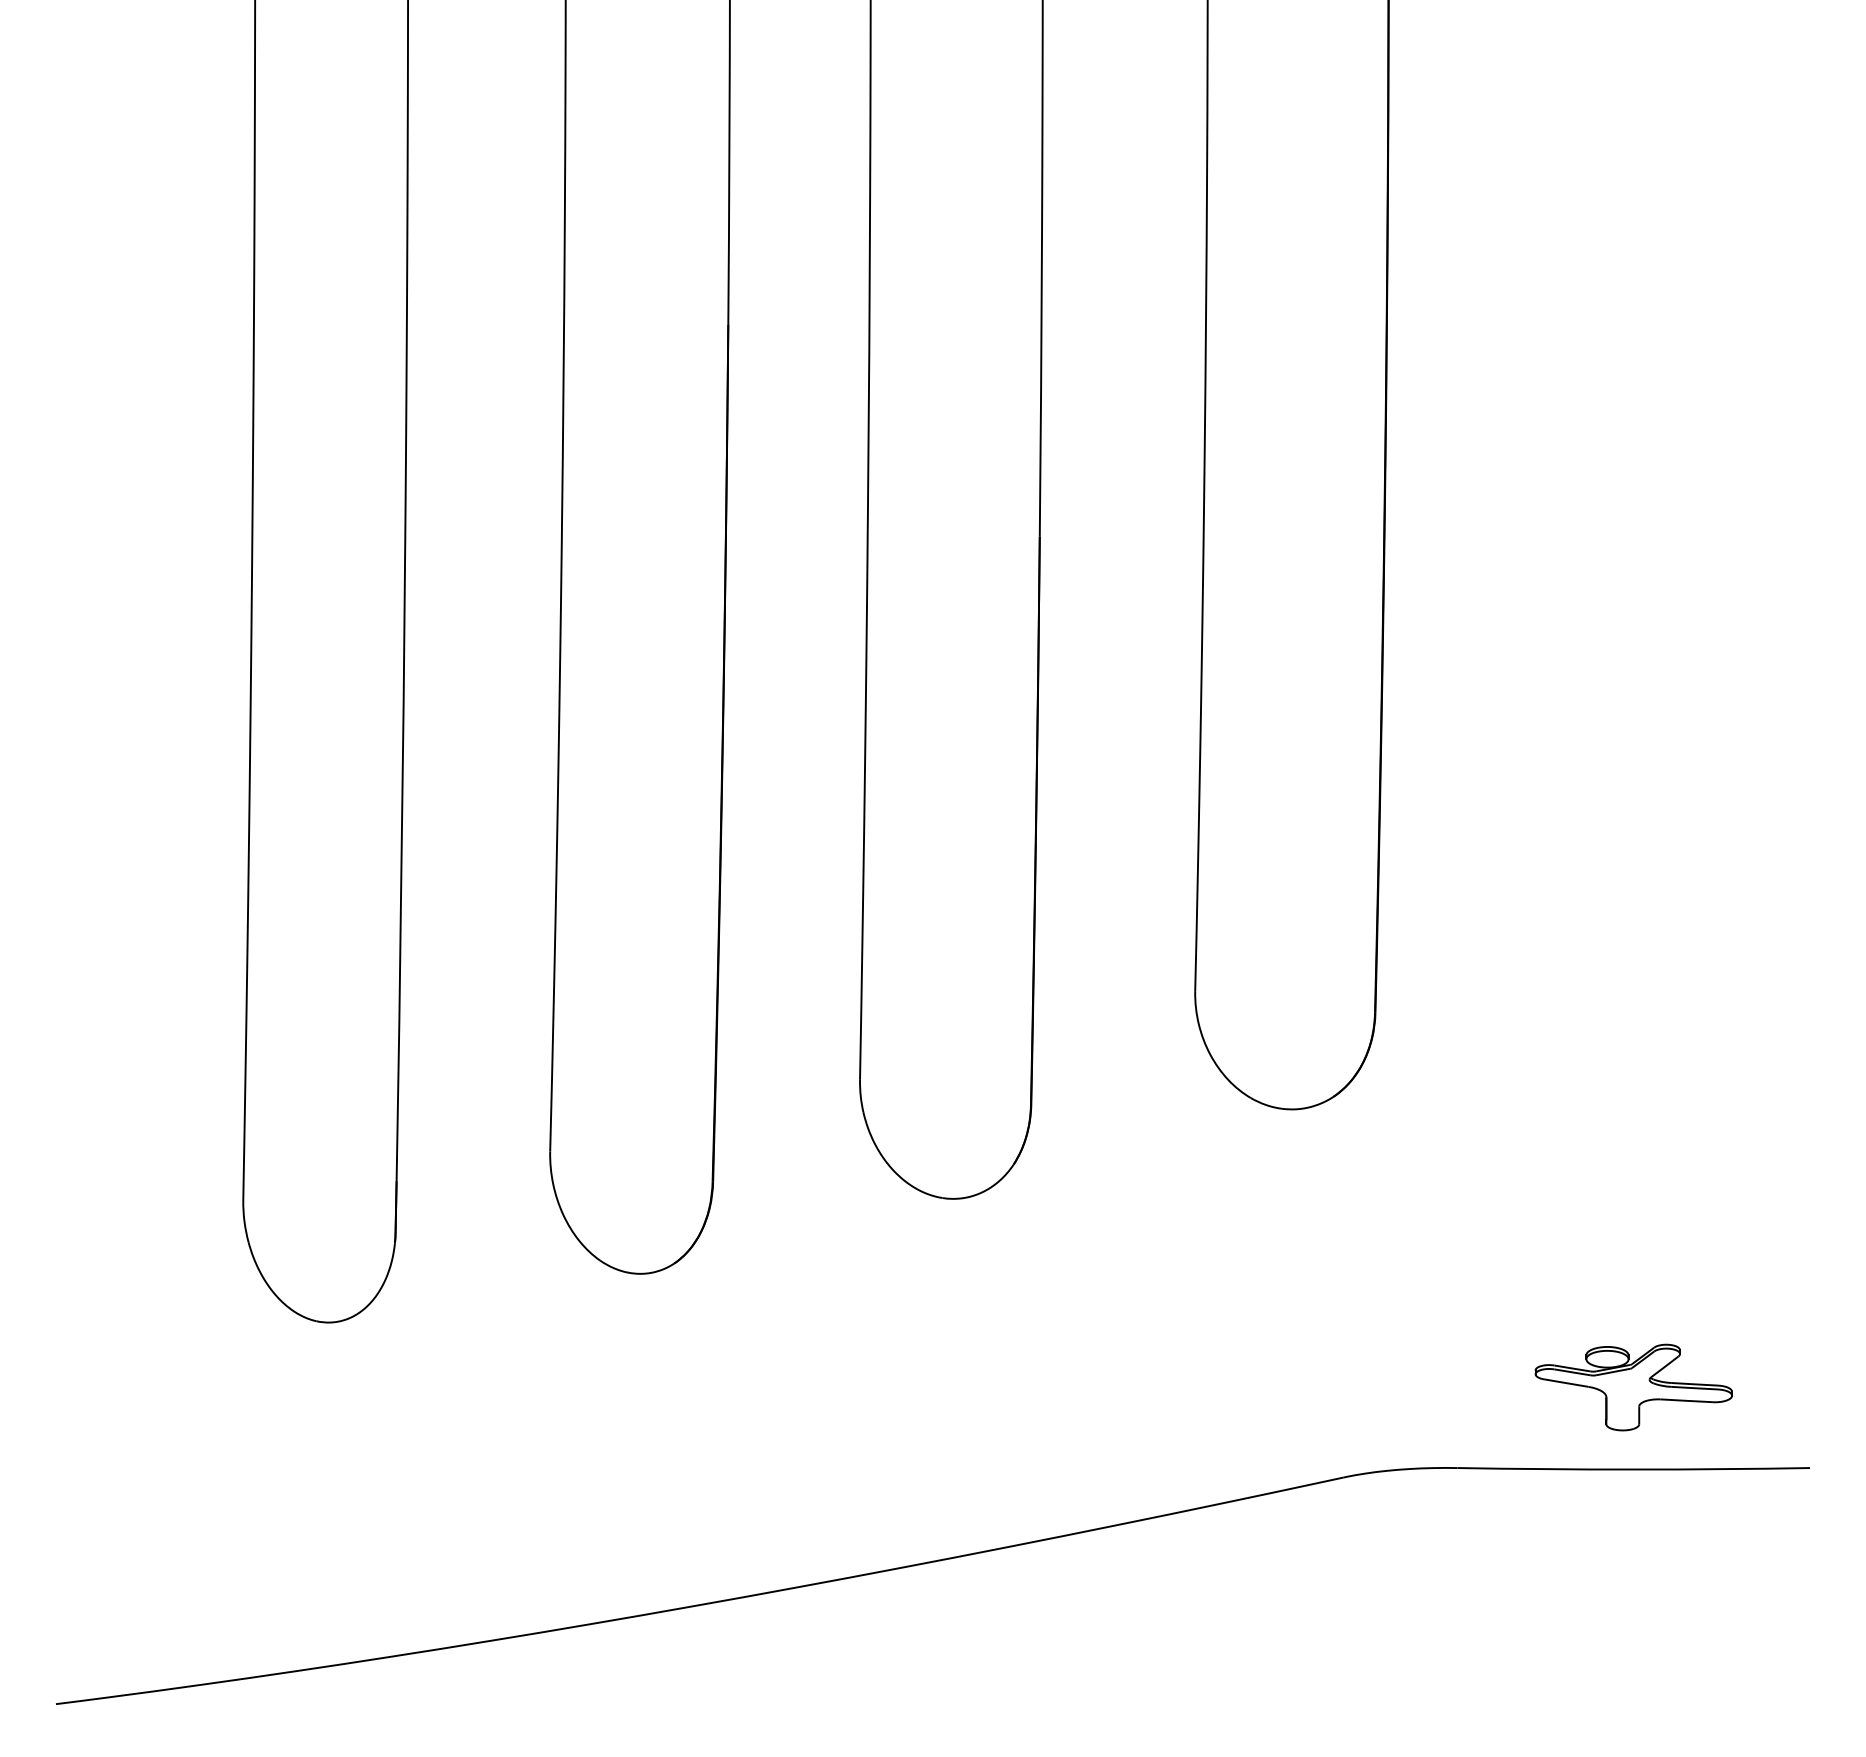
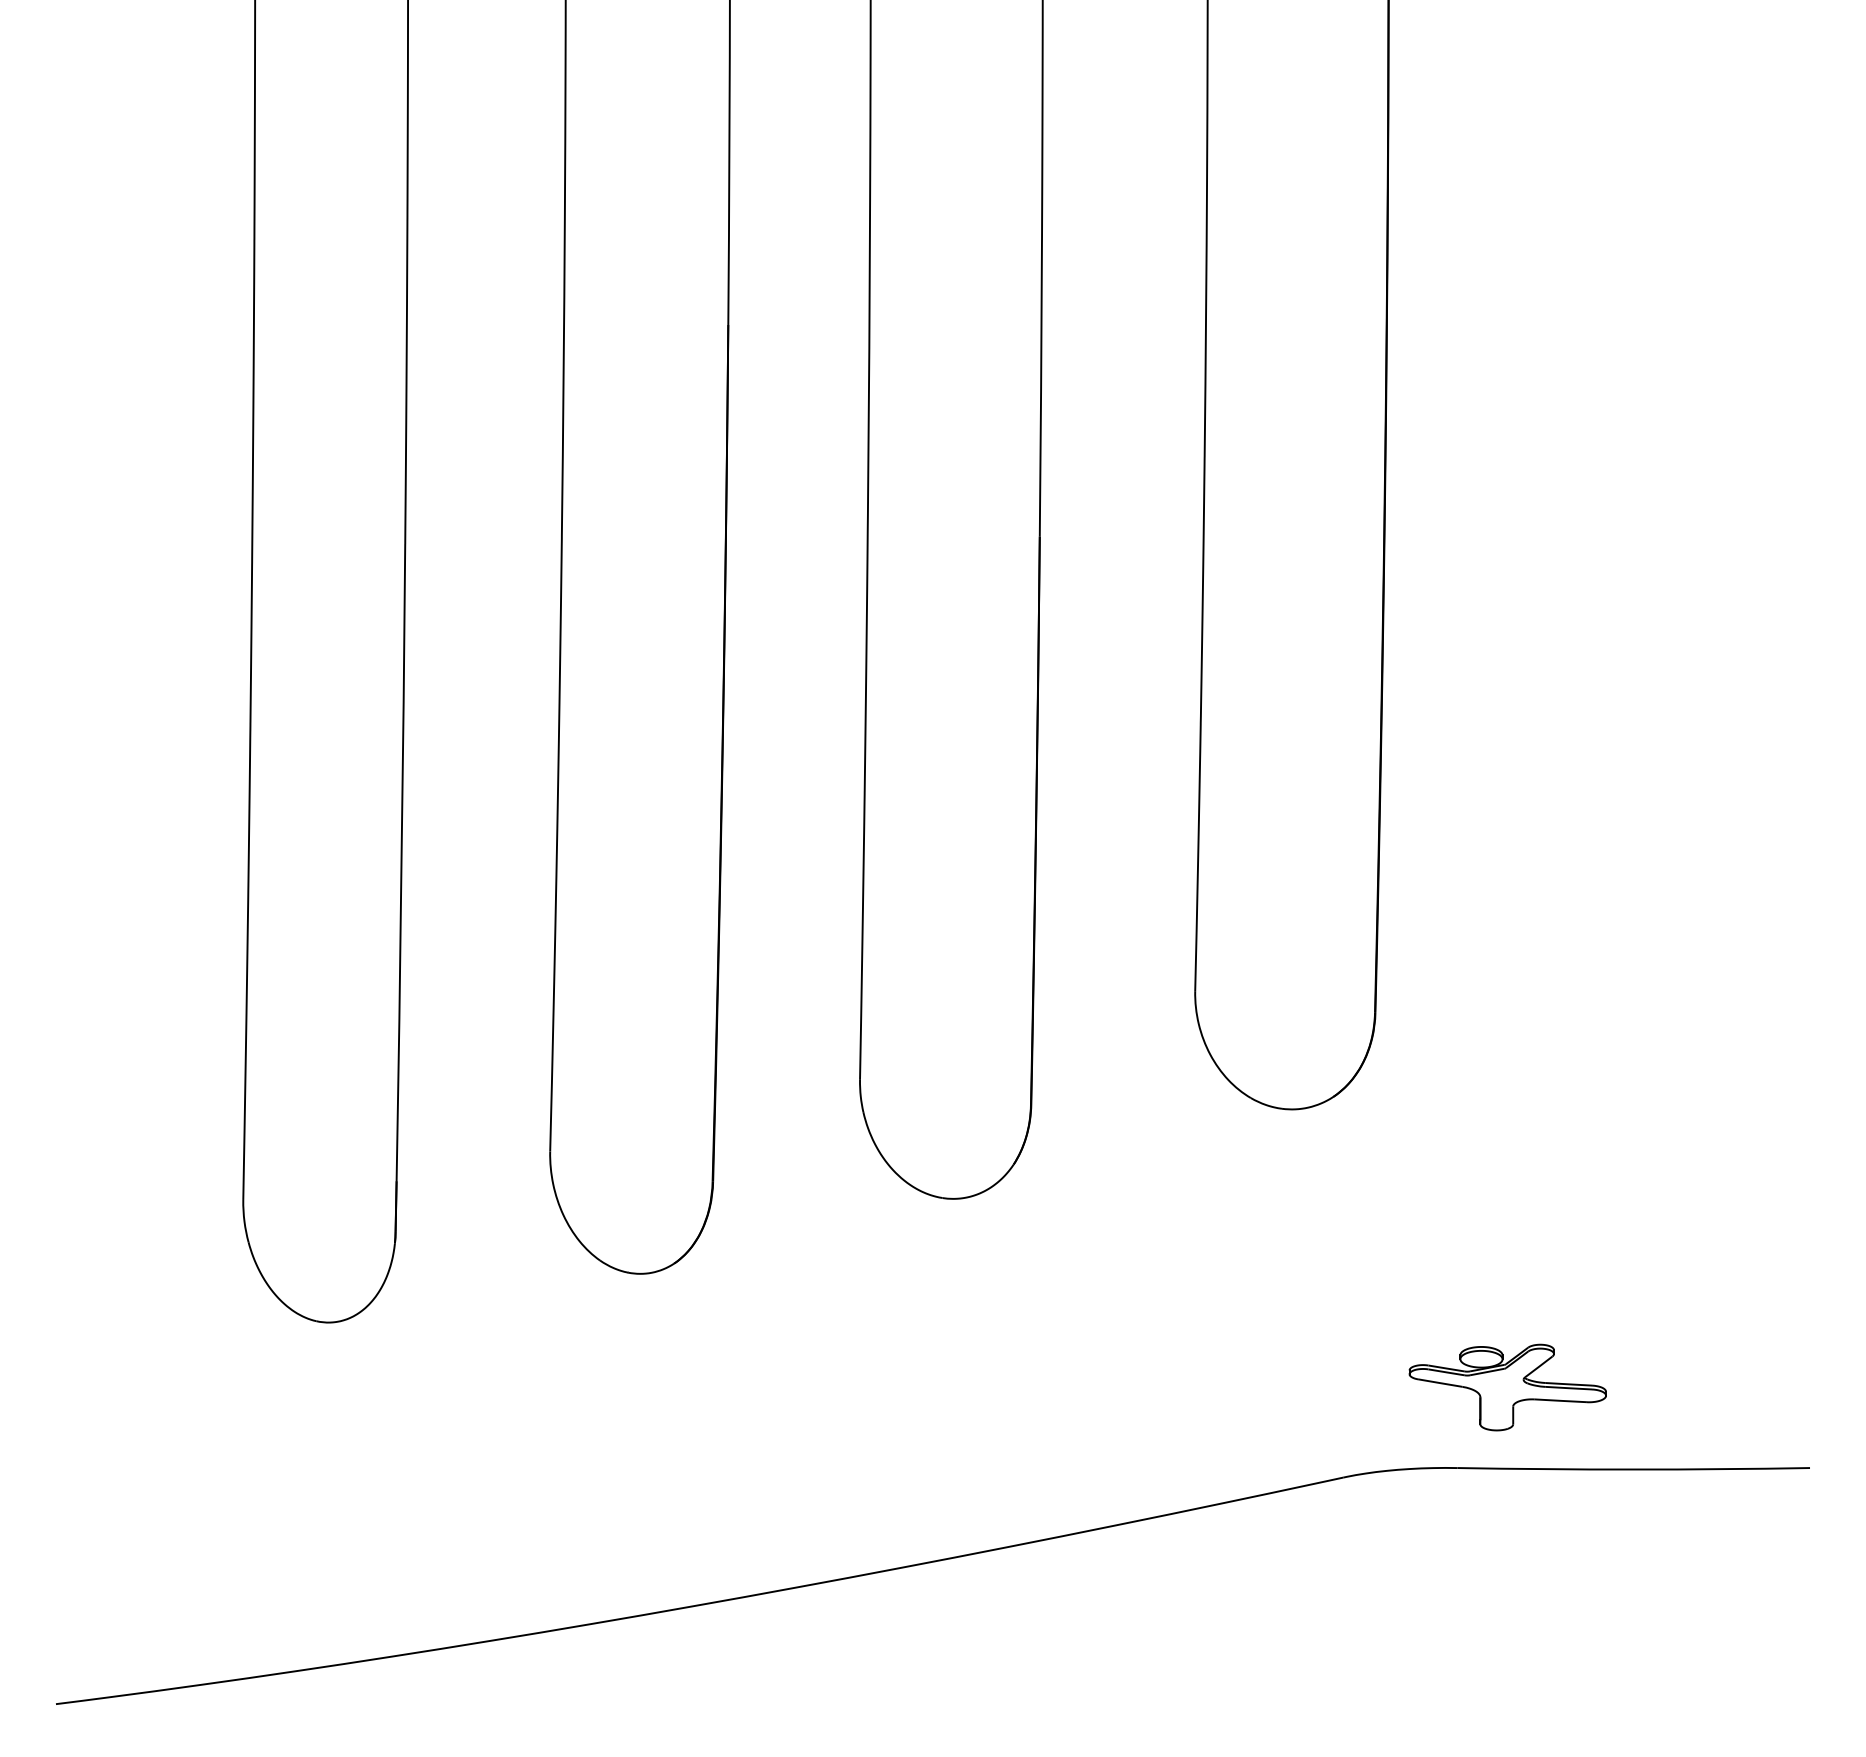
part position: (1633, 1387) -> (1507, 1387) (1507, 1387)
